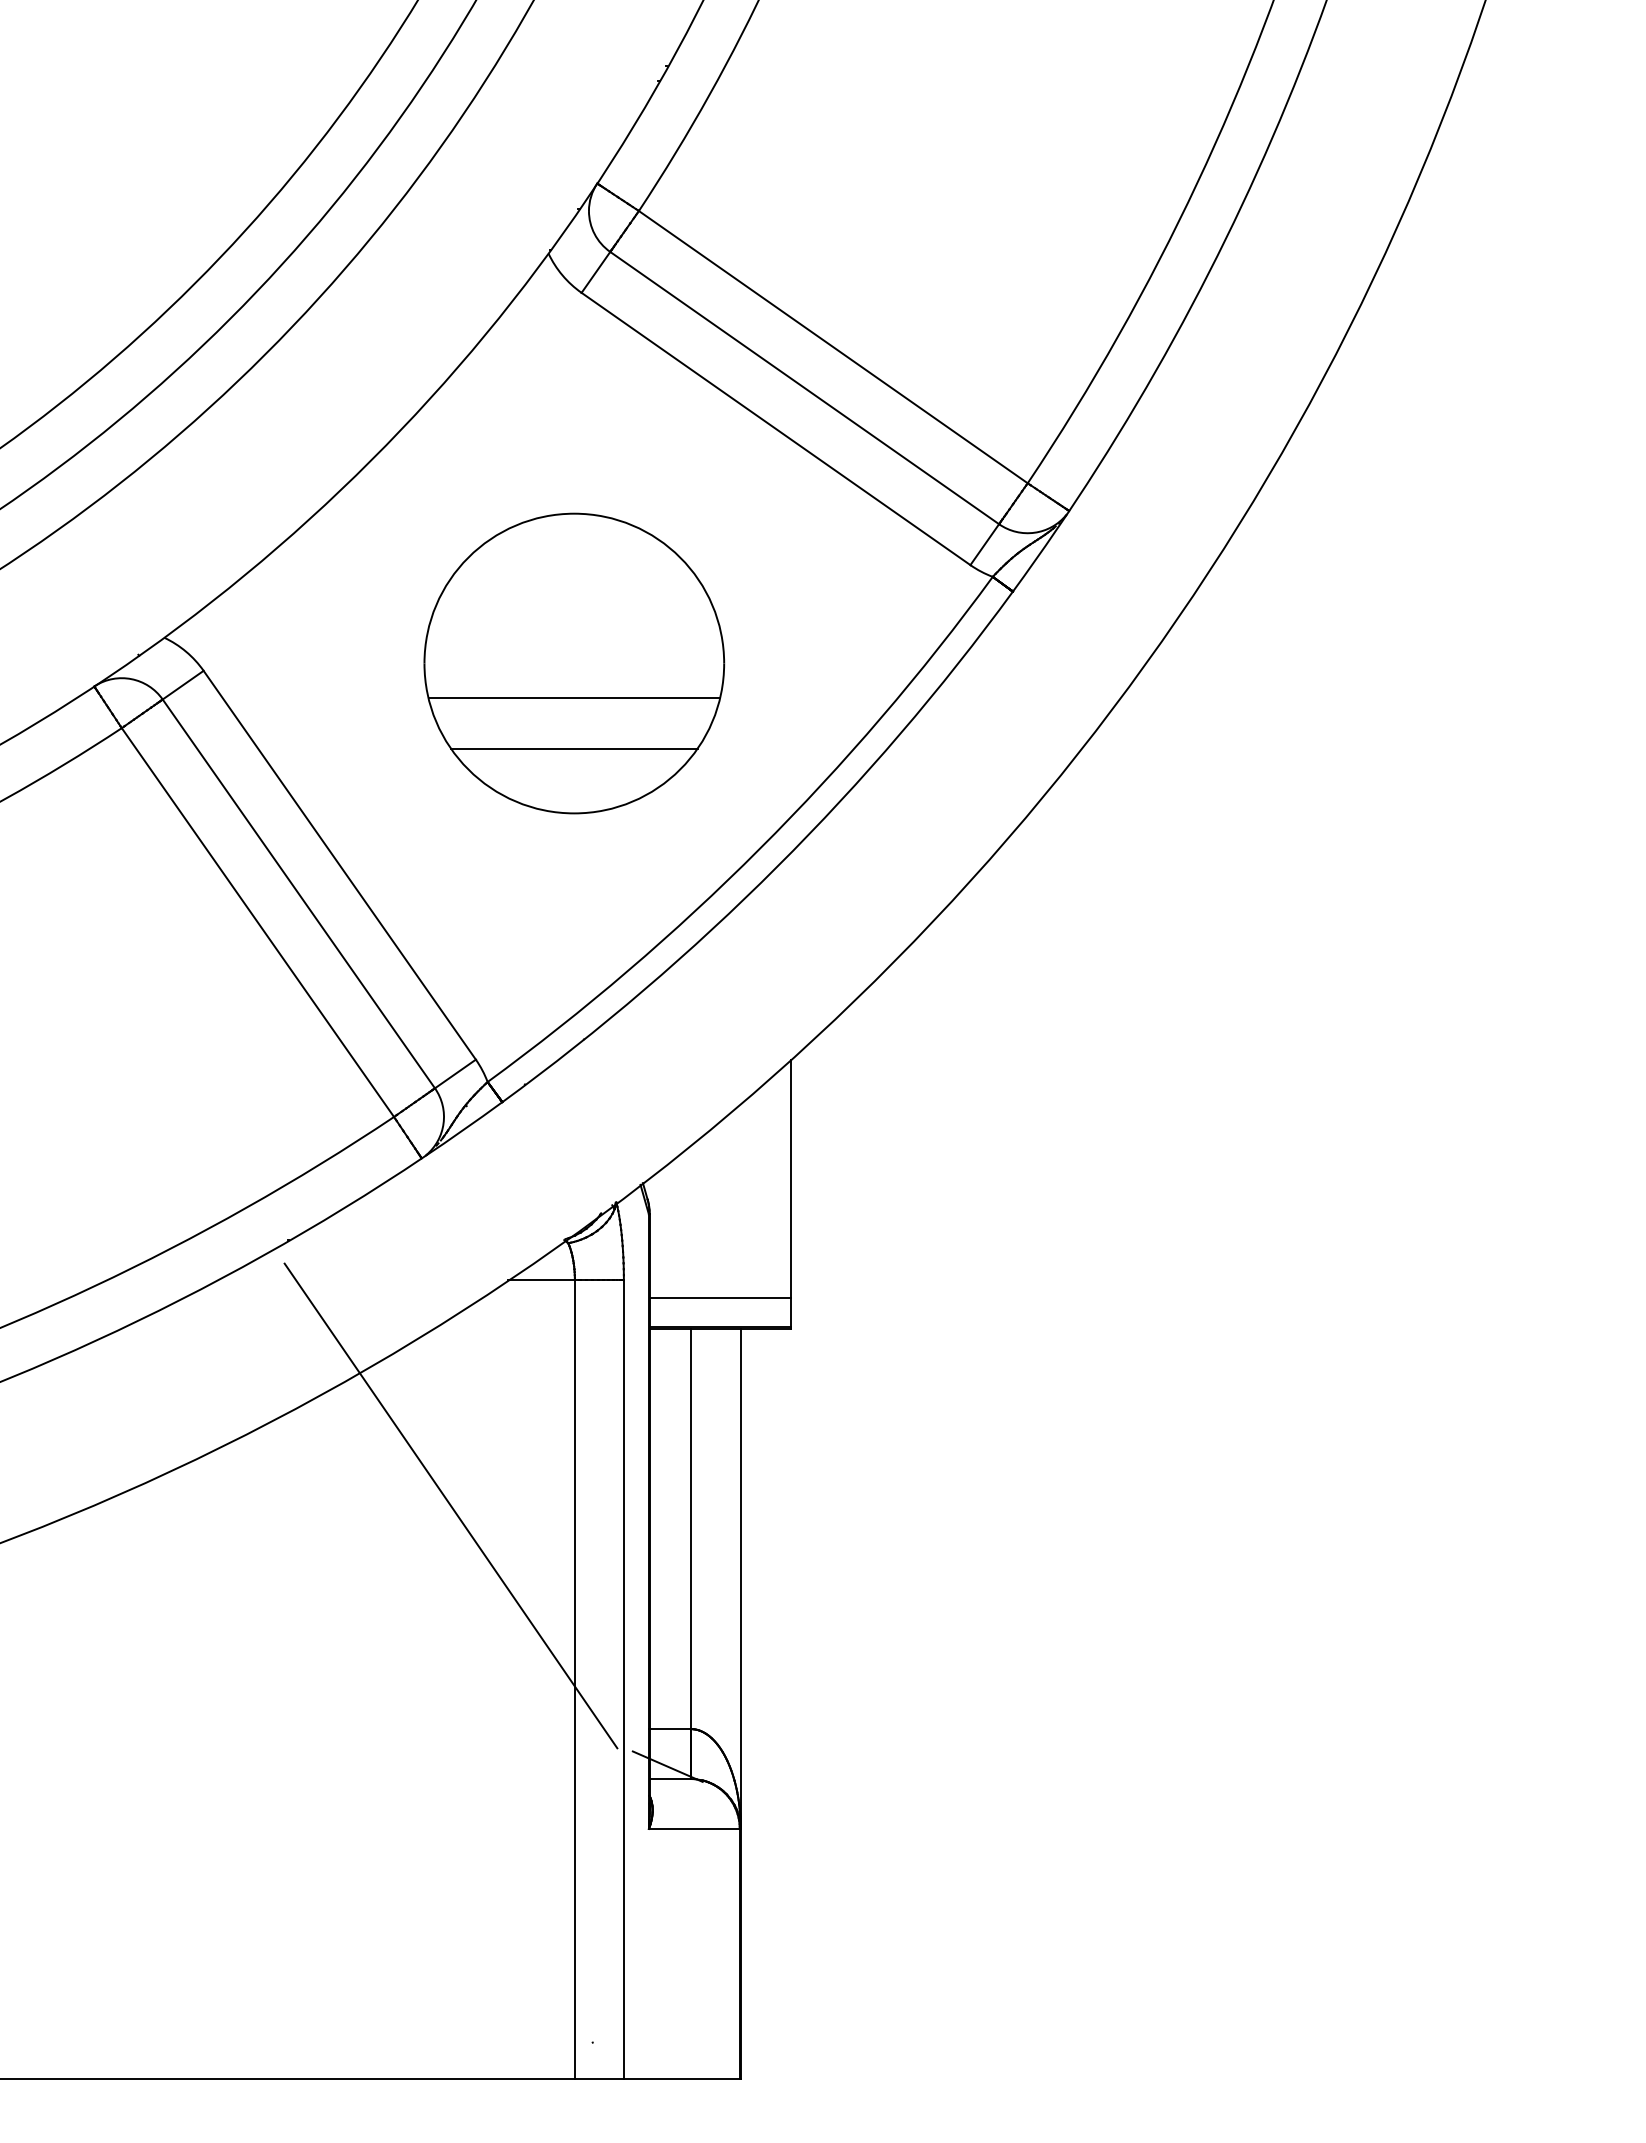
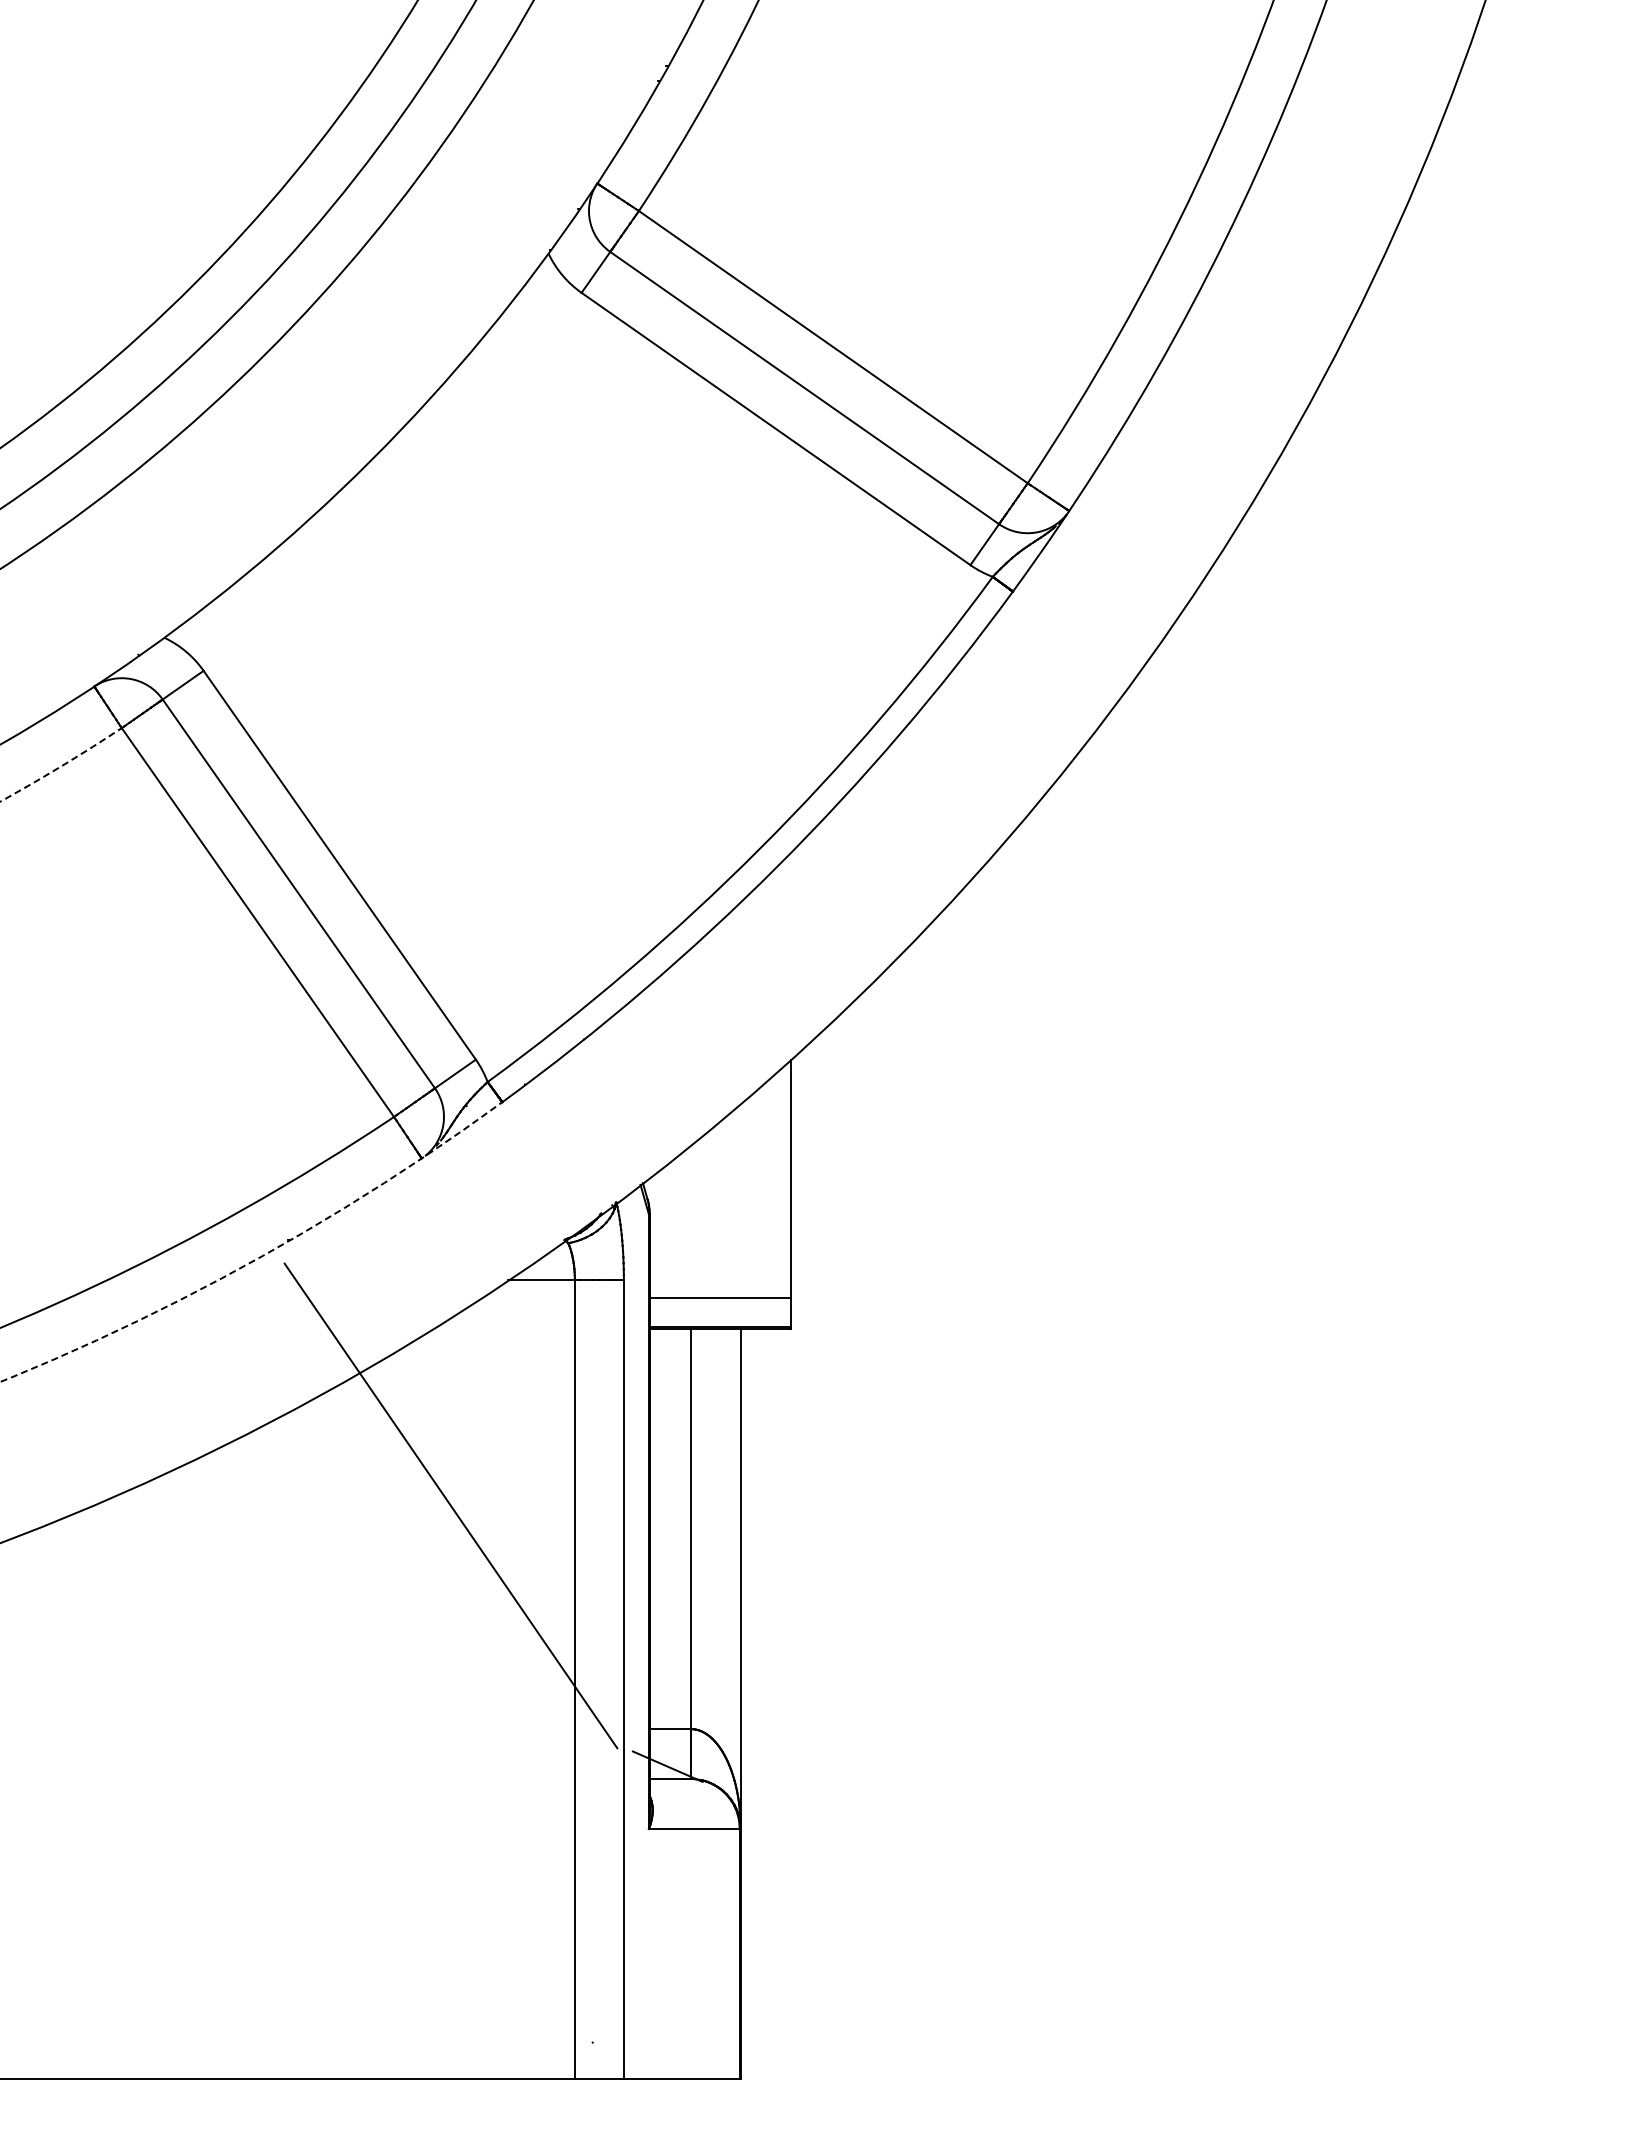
part: present -> none (574, 663)
arc: solid -> dashed (62, 765)
arc: solid -> dashed (260, 1257)
